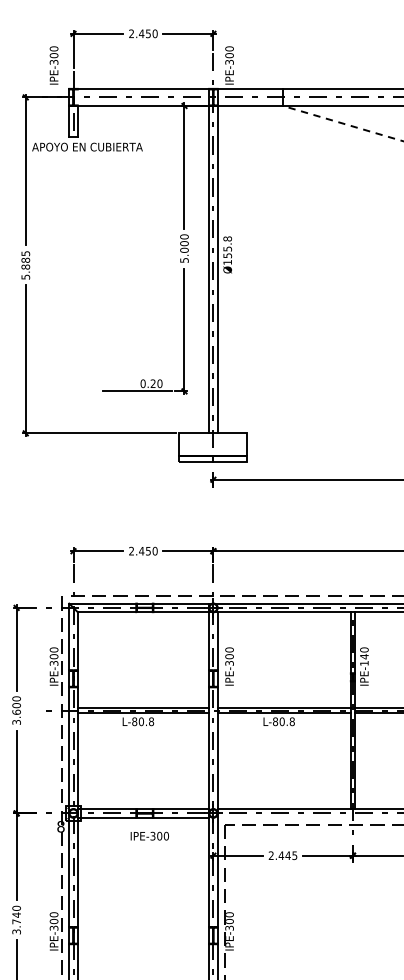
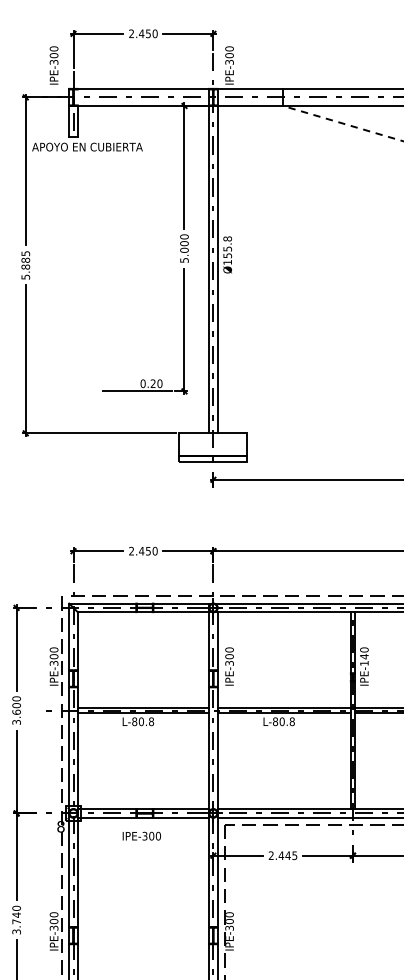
line: none -> present (308, 817)
text position: (149, 835) -> (141, 835) (141, 835)
